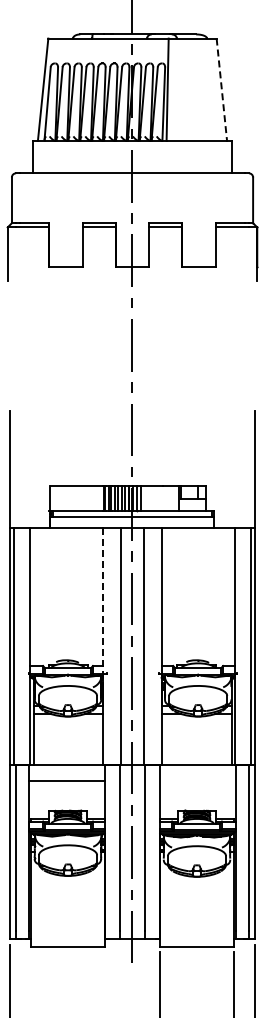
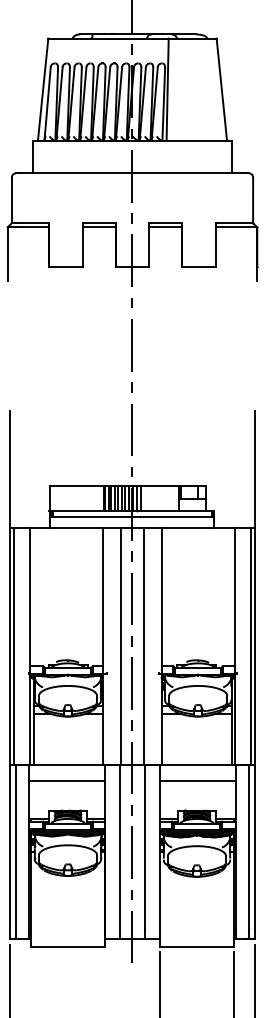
line: dashed -> solid (221, 90)
line: dashed -> solid (103, 600)
line: none -> present (198, 781)
